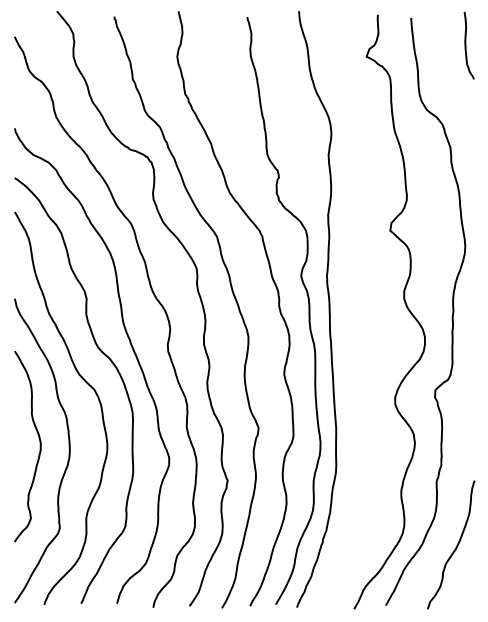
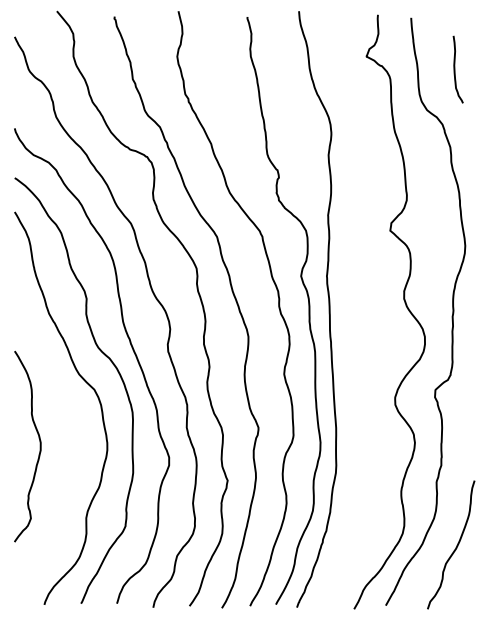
curve position: (466, 45) -> (455, 69) (455, 69)
curve: present -> none (68, 451)
